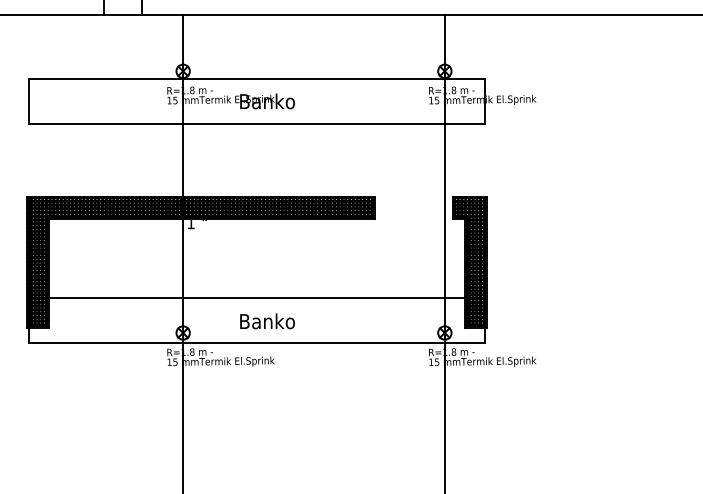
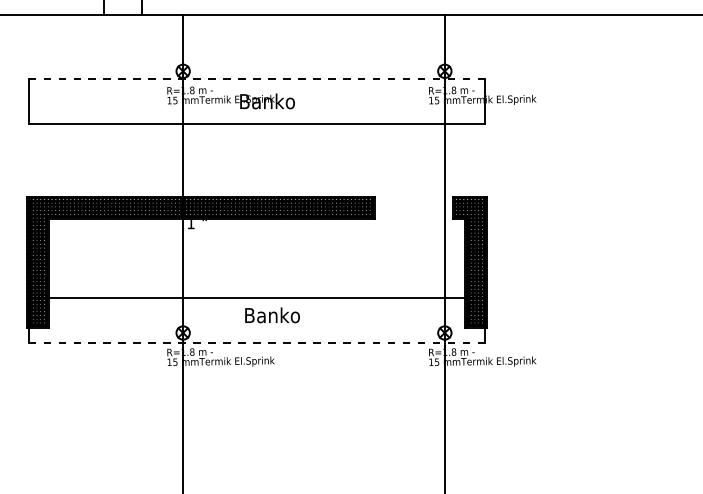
line: solid -> dashed (256, 78)
text position: (267, 321) -> (272, 315) (272, 315)
line: solid -> dashed (256, 342)
